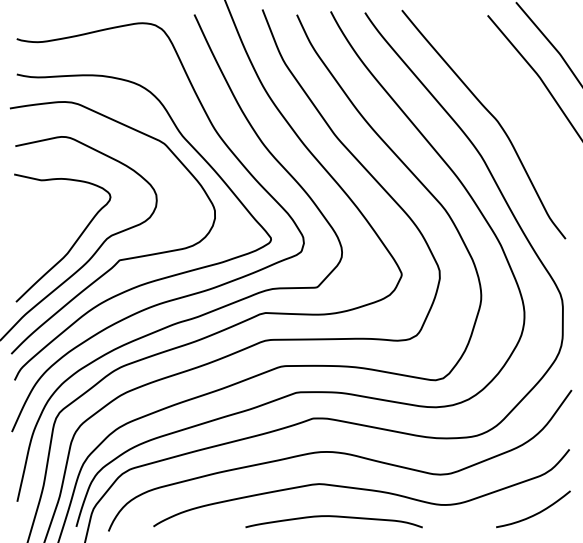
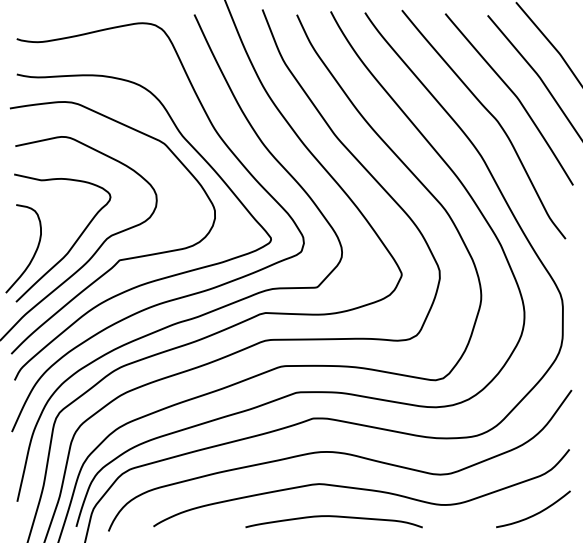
curve: none -> present (513, 94)
curve: none -> present (33, 254)
